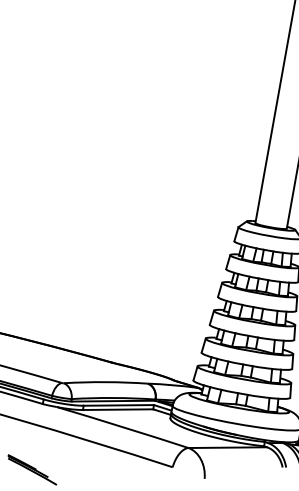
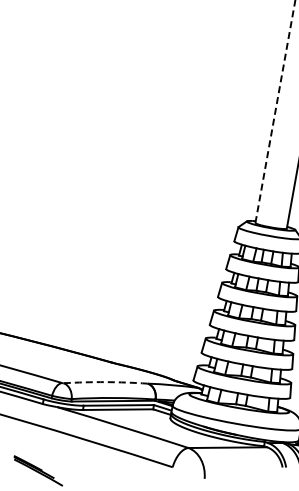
line: solid -> dashed (275, 111)
arc: solid -> dashed (105, 382)
part position: (32, 469) -> (38, 470) (38, 470)
